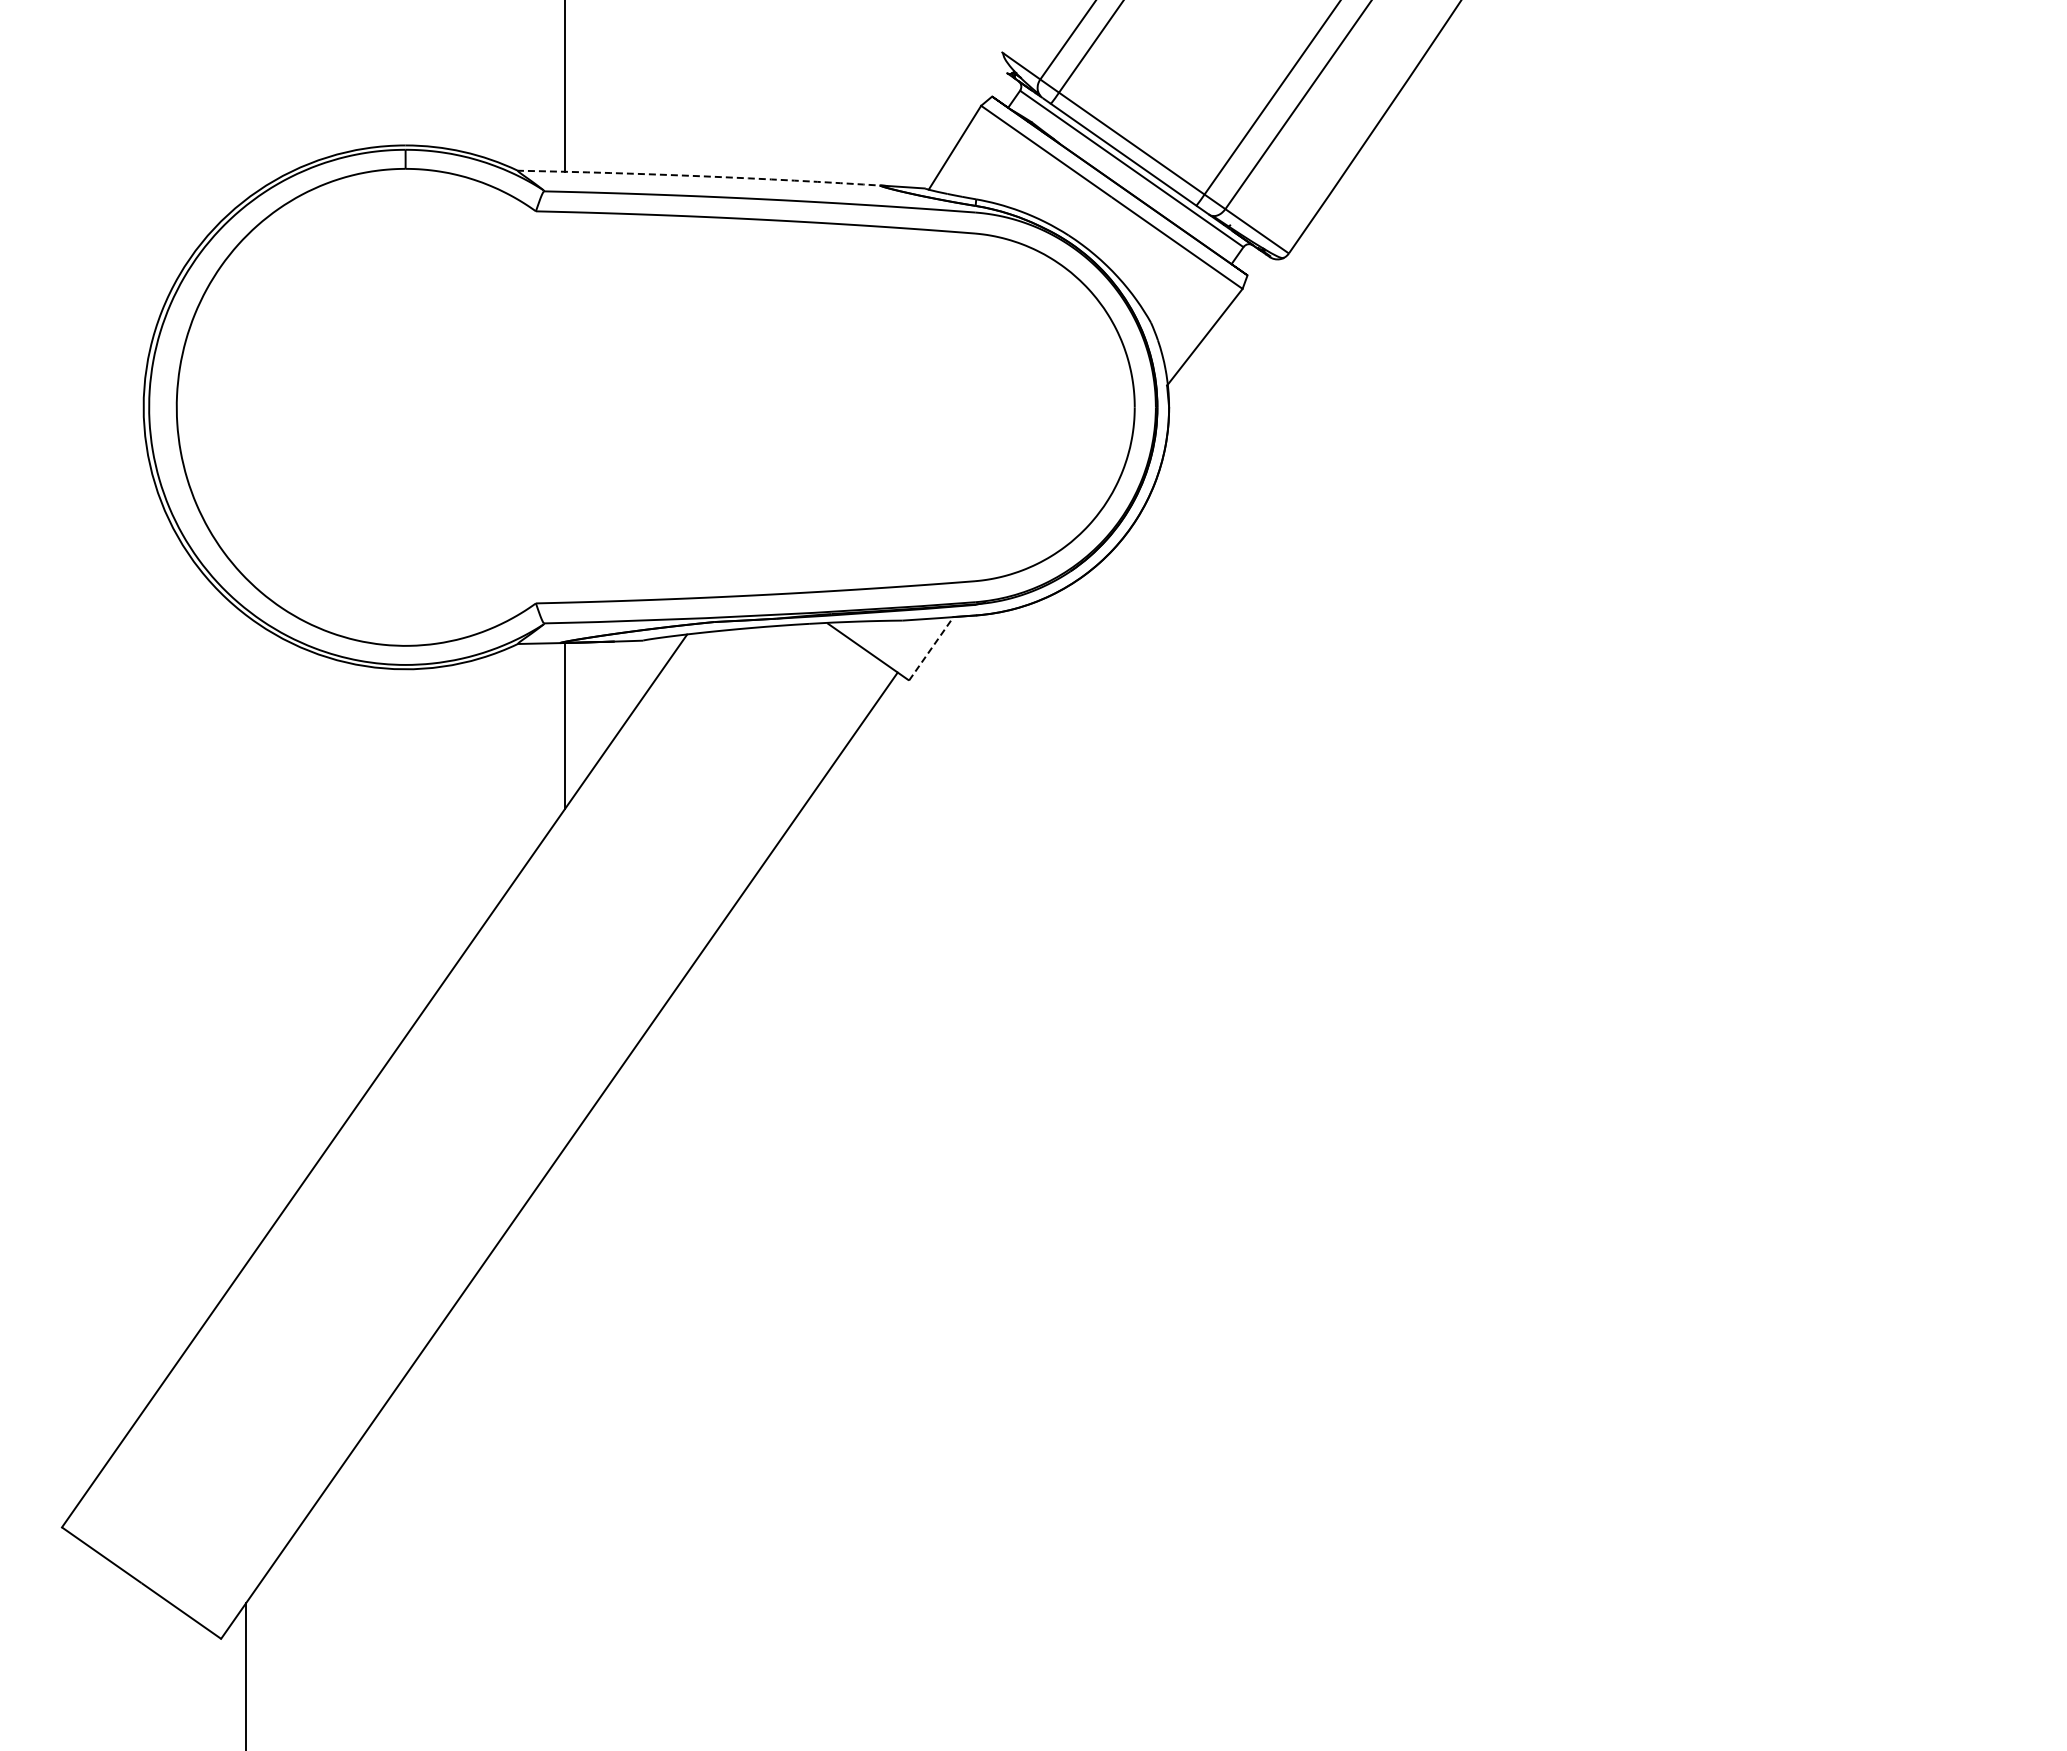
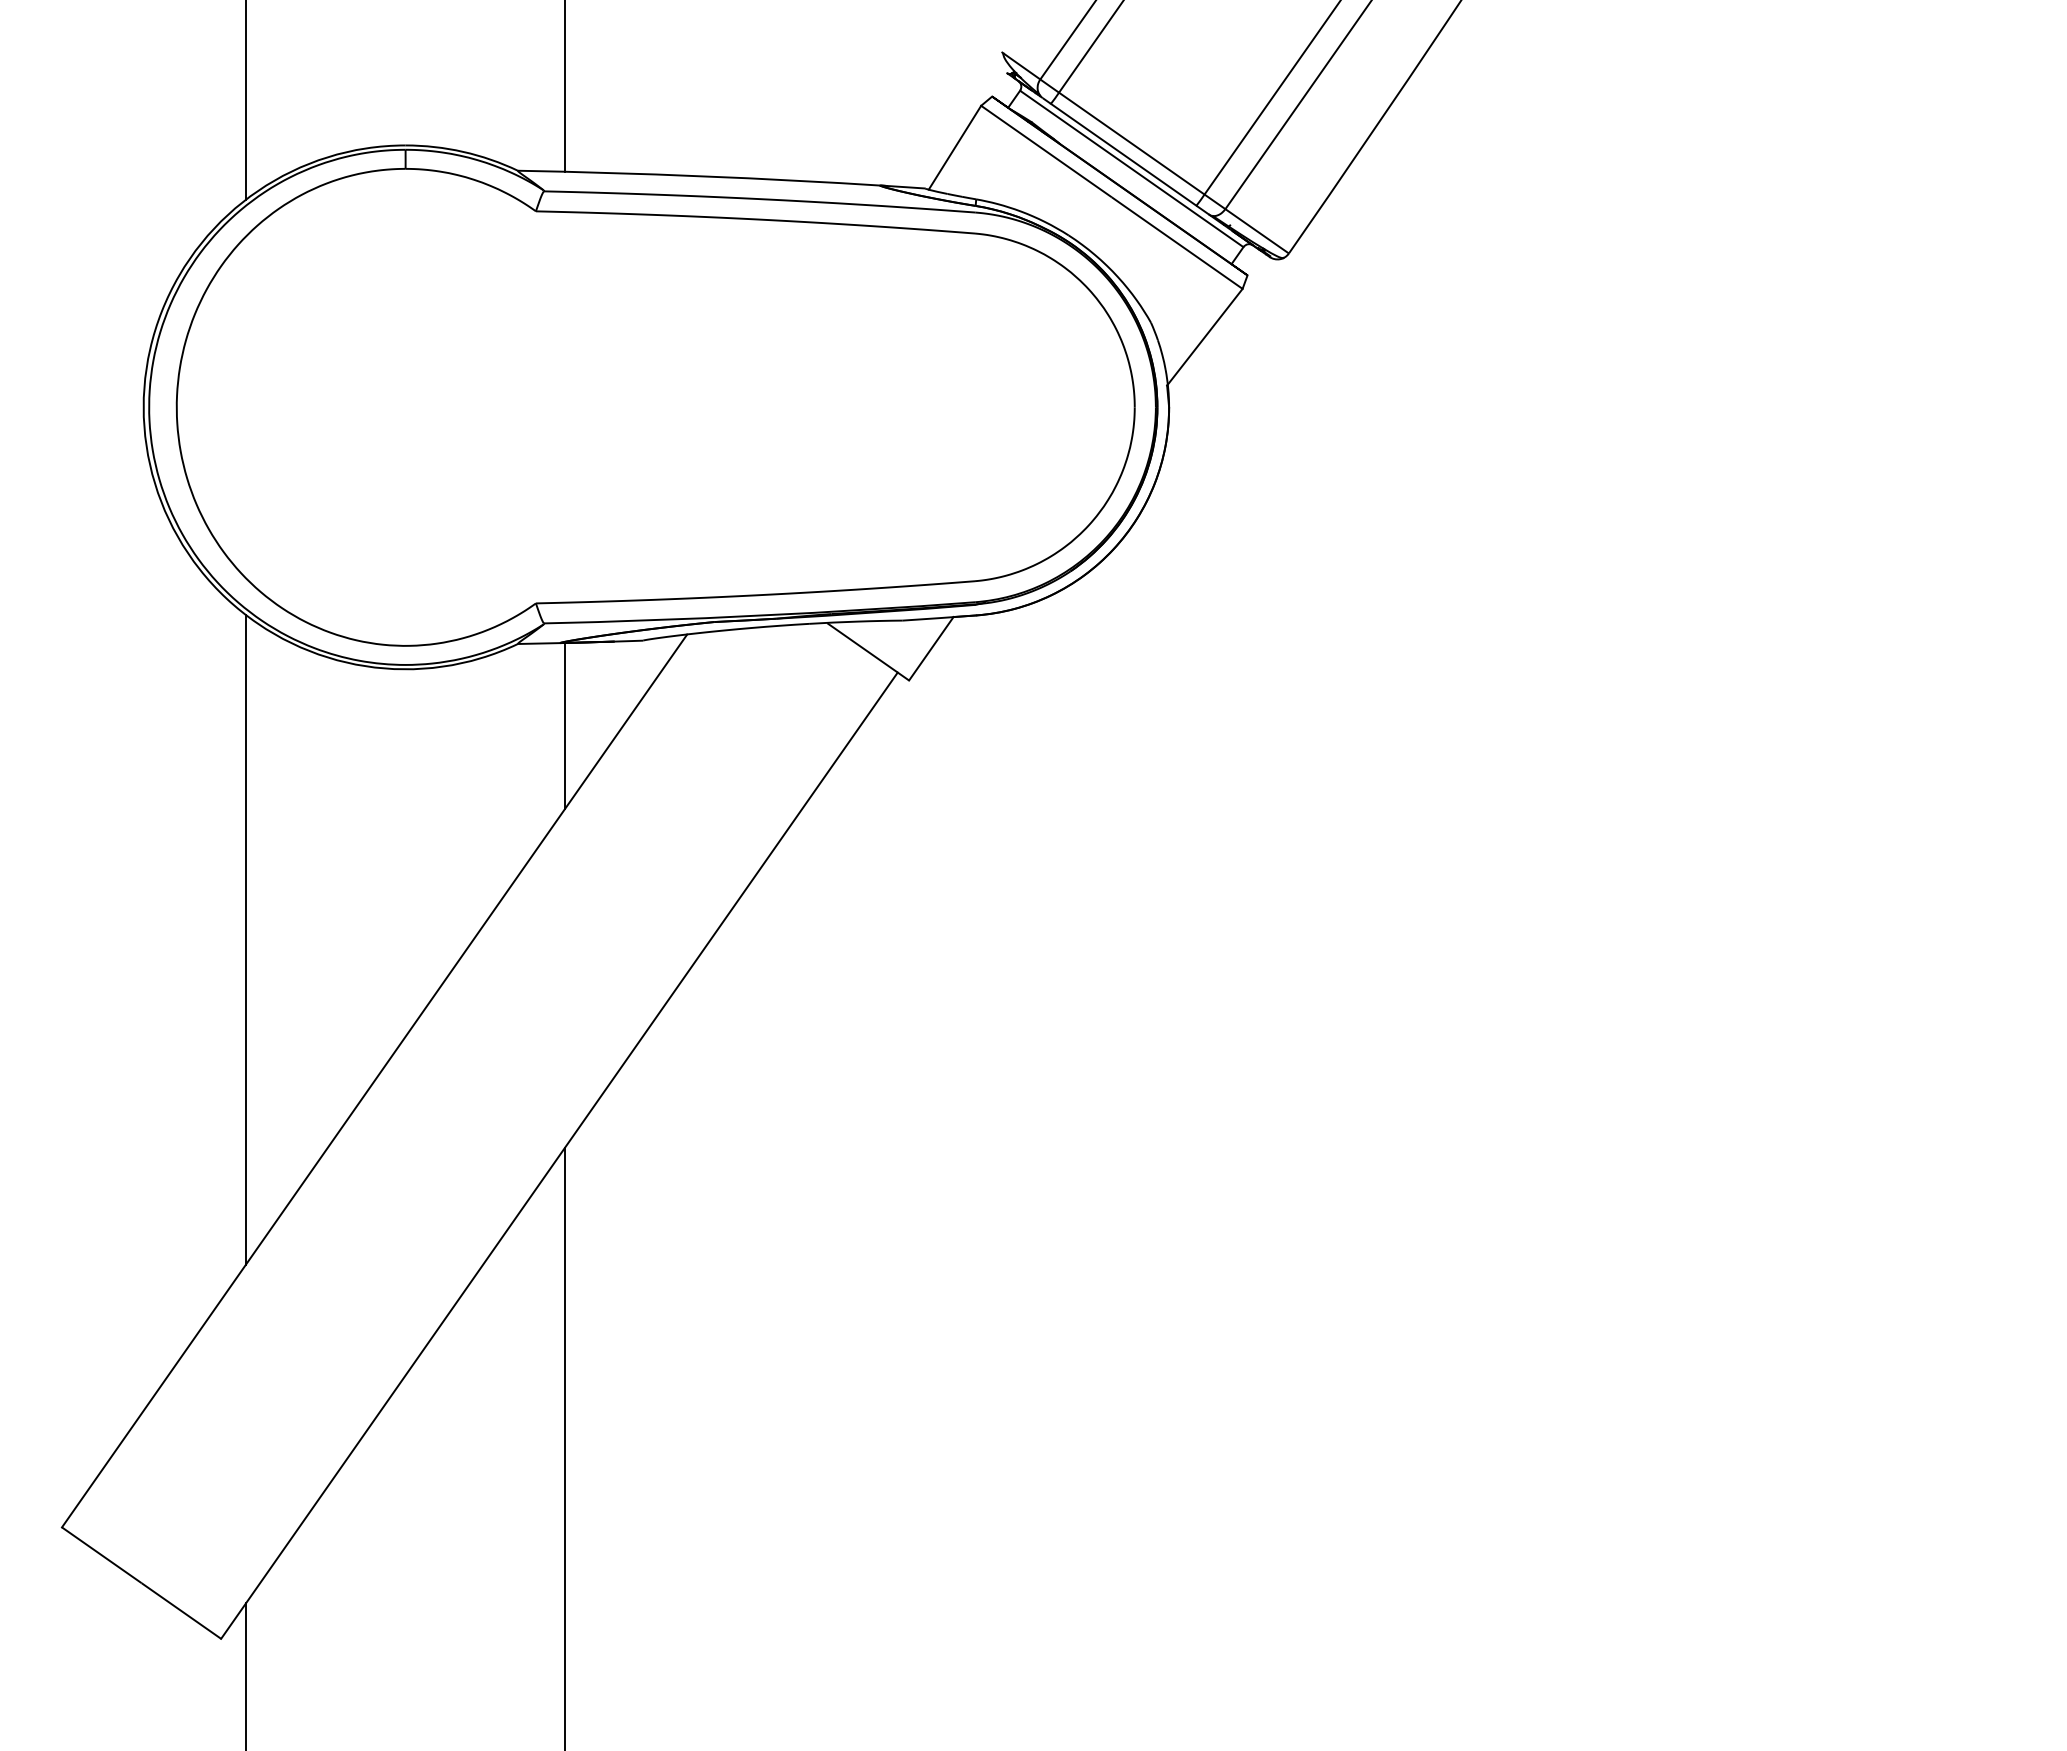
line: none -> present (246, 100)
arc: dashed -> solid (702, 176)
line: dashed -> solid (931, 648)
line: none -> present (246, 939)
line: none -> present (565, 1447)
